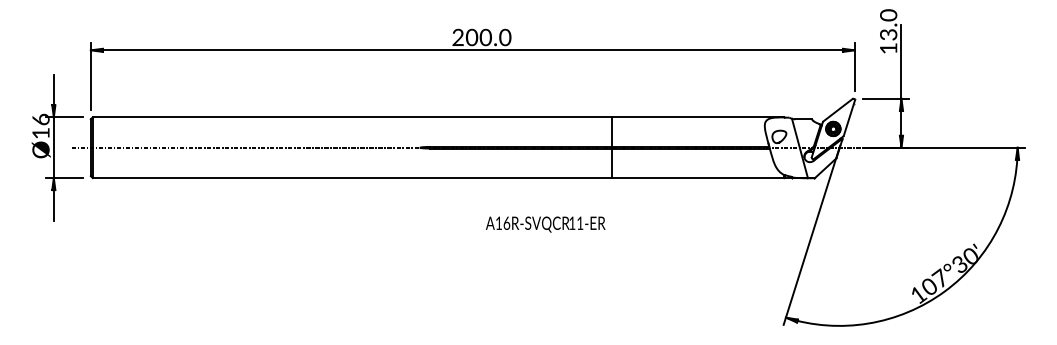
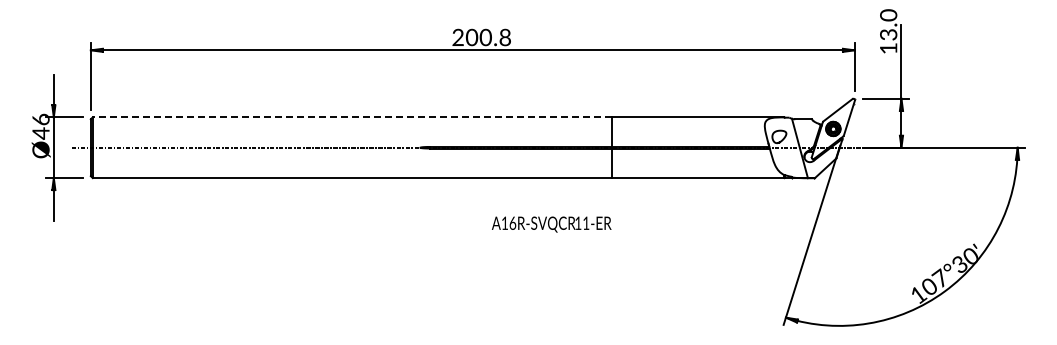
text: 200.0 -> 200.8 (505, 37)
line: solid -> dashed (352, 117)
text: Ø16 -> Ø46 (40, 133)
text position: (545, 224) -> (551, 224) (551, 224)
